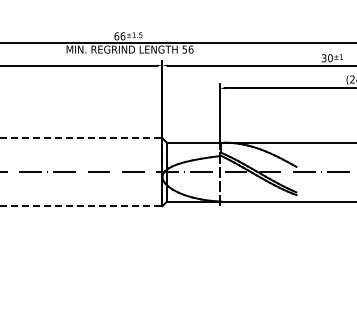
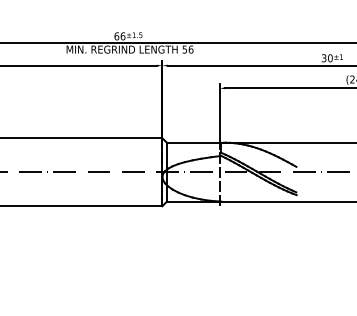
line: dashed -> solid (81, 138)
line: dashed -> solid (81, 206)
